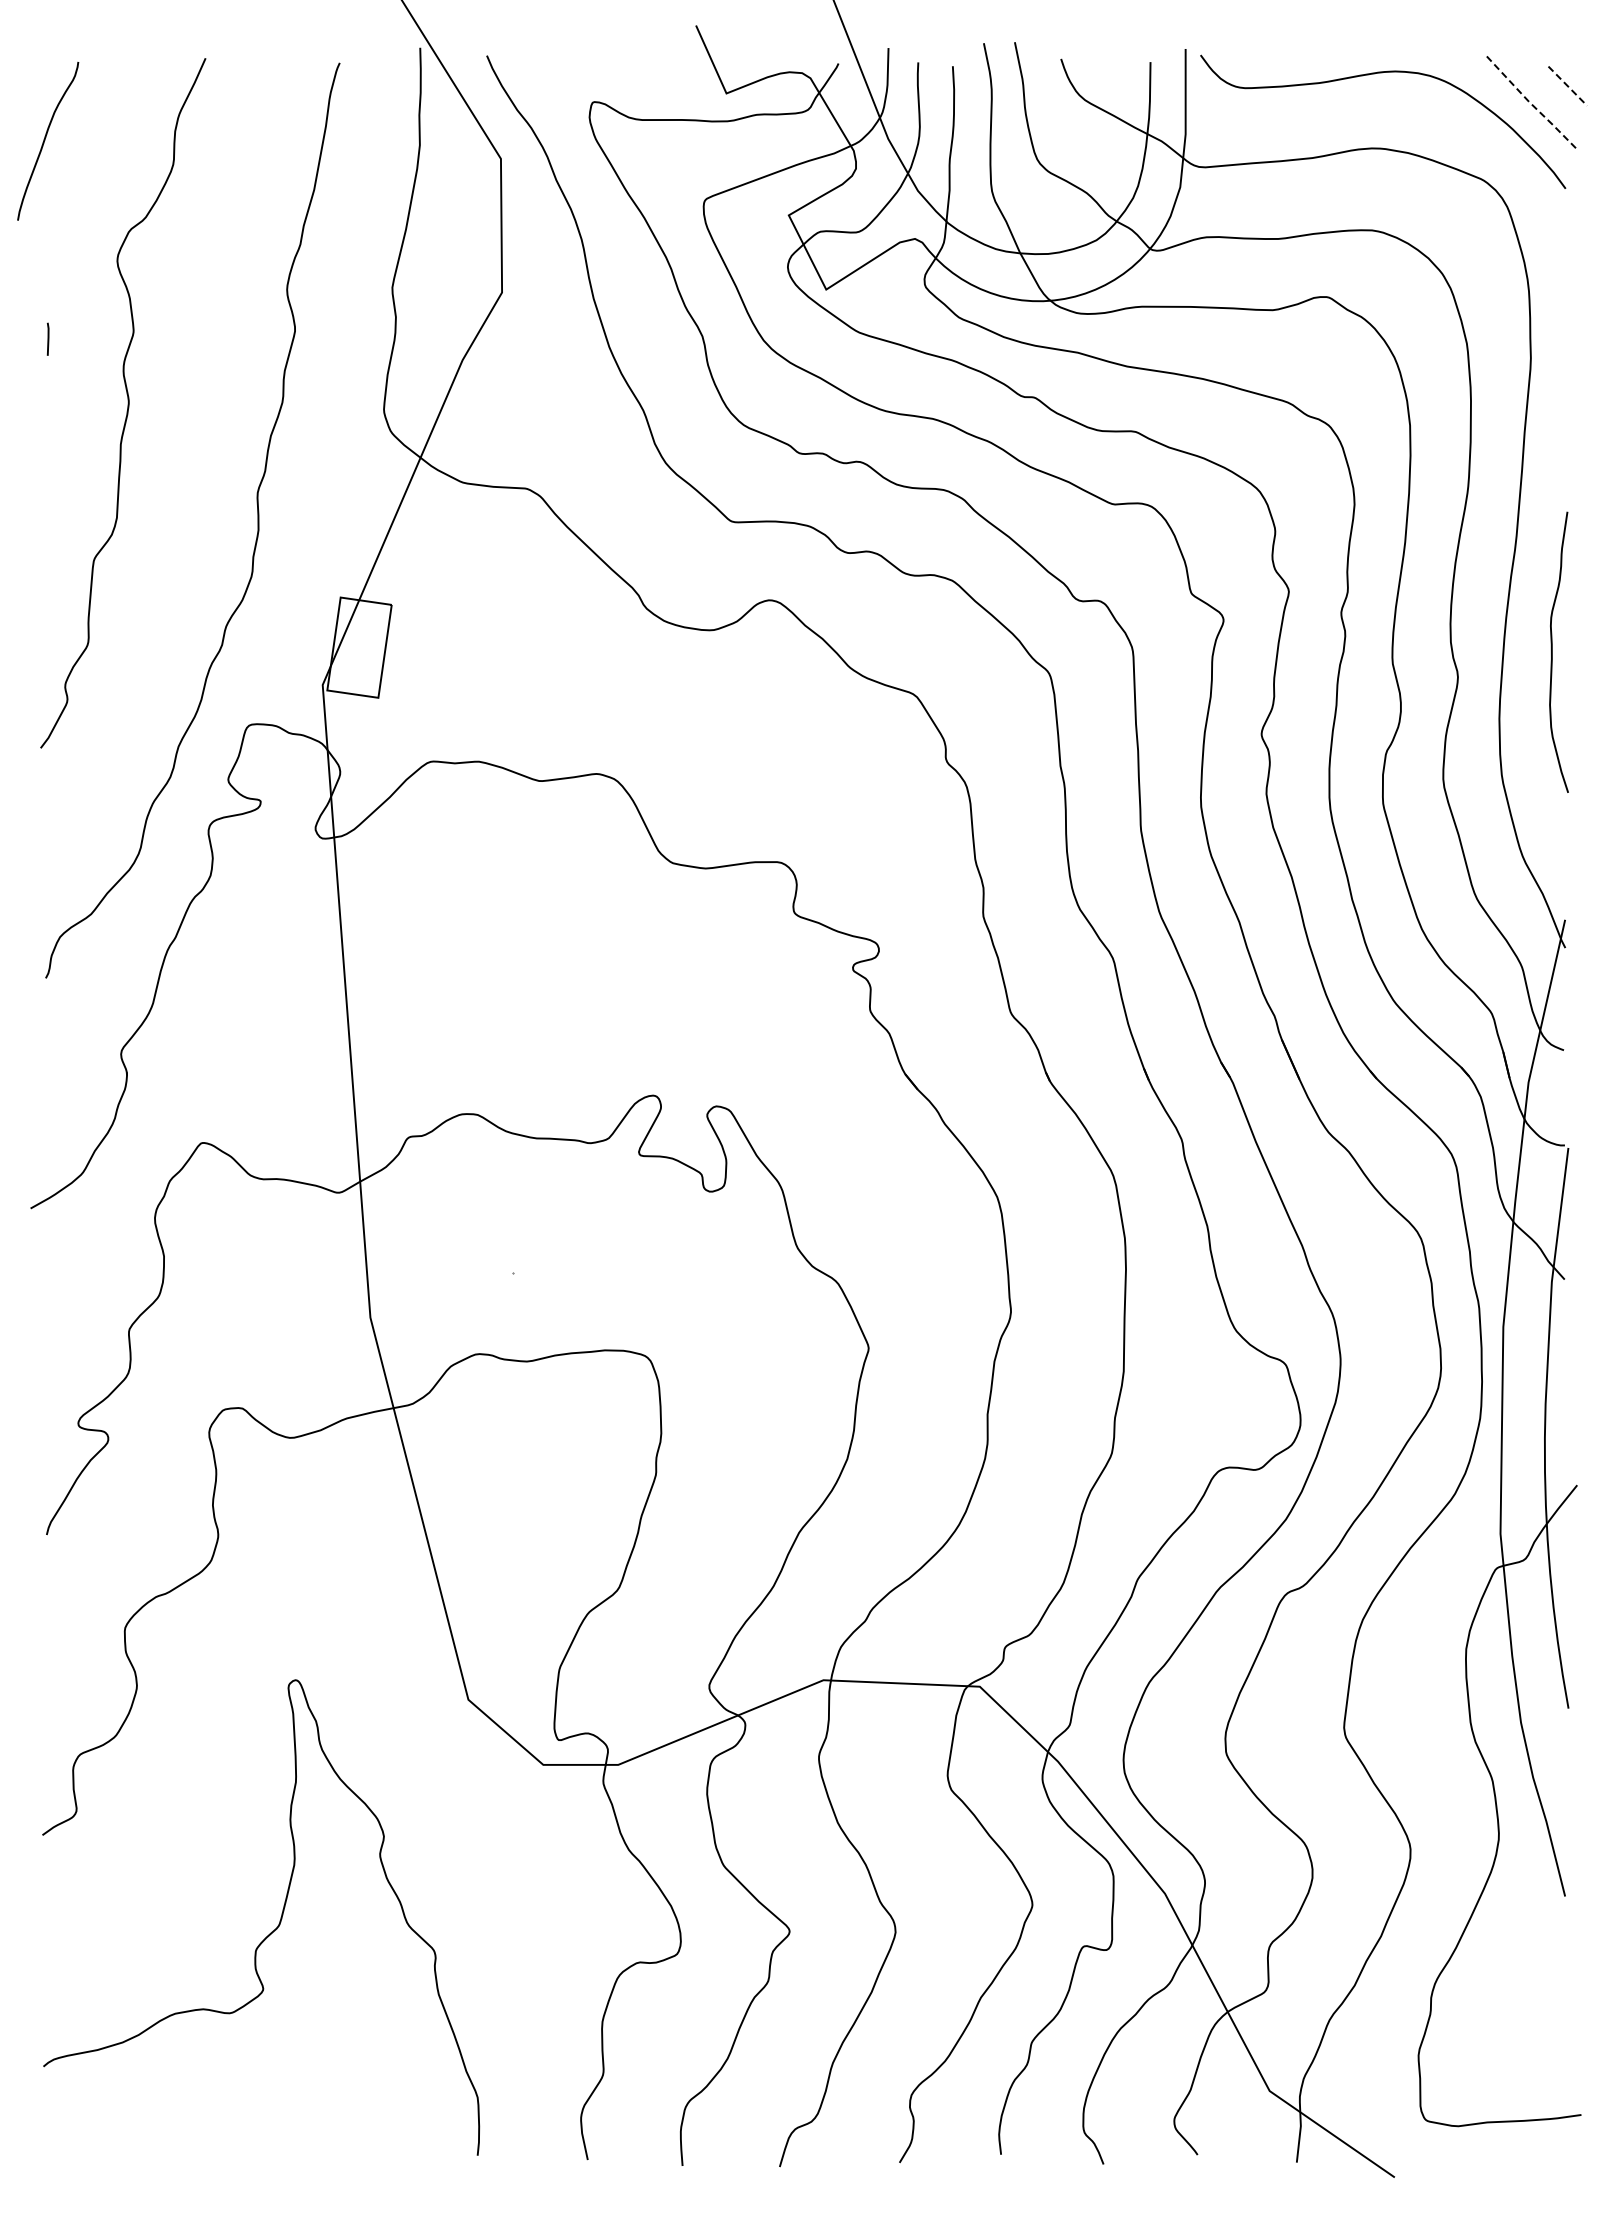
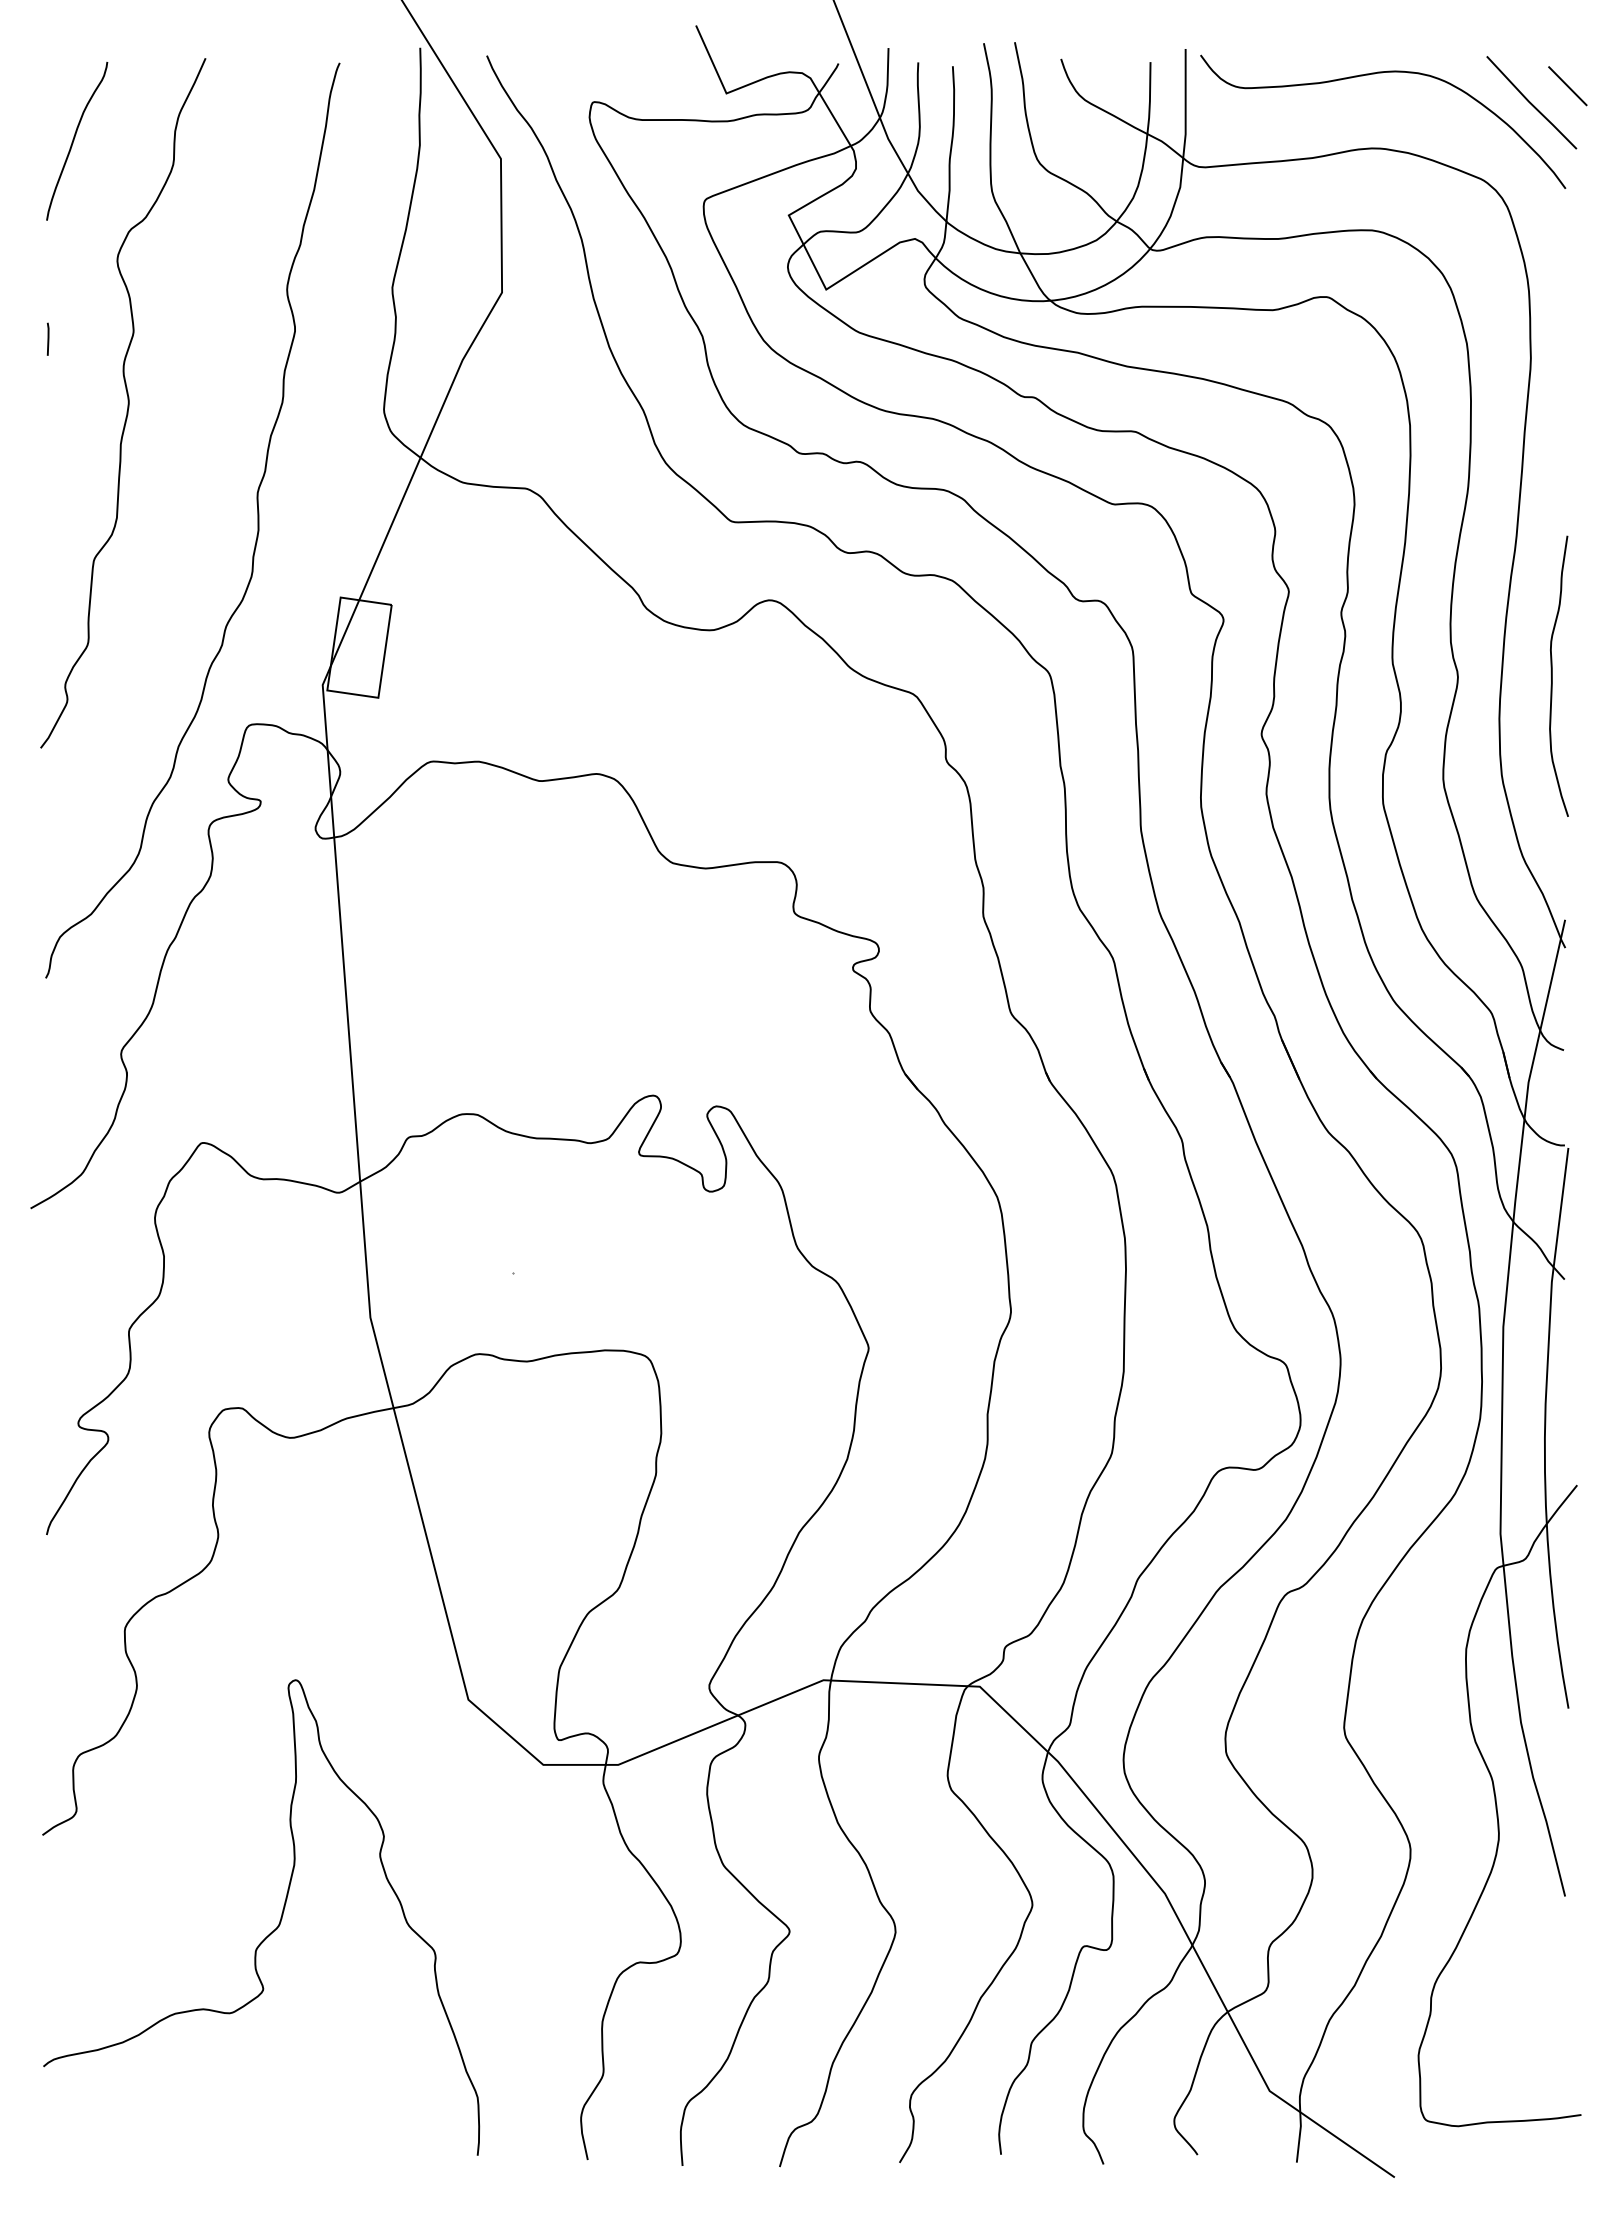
line: dashed -> solid (1567, 86)
line: dashed -> solid (1531, 103)
curve position: (45, 140) -> (74, 140) (74, 140)
curve position: (1552, 651) -> (1552, 675) (1552, 675)
